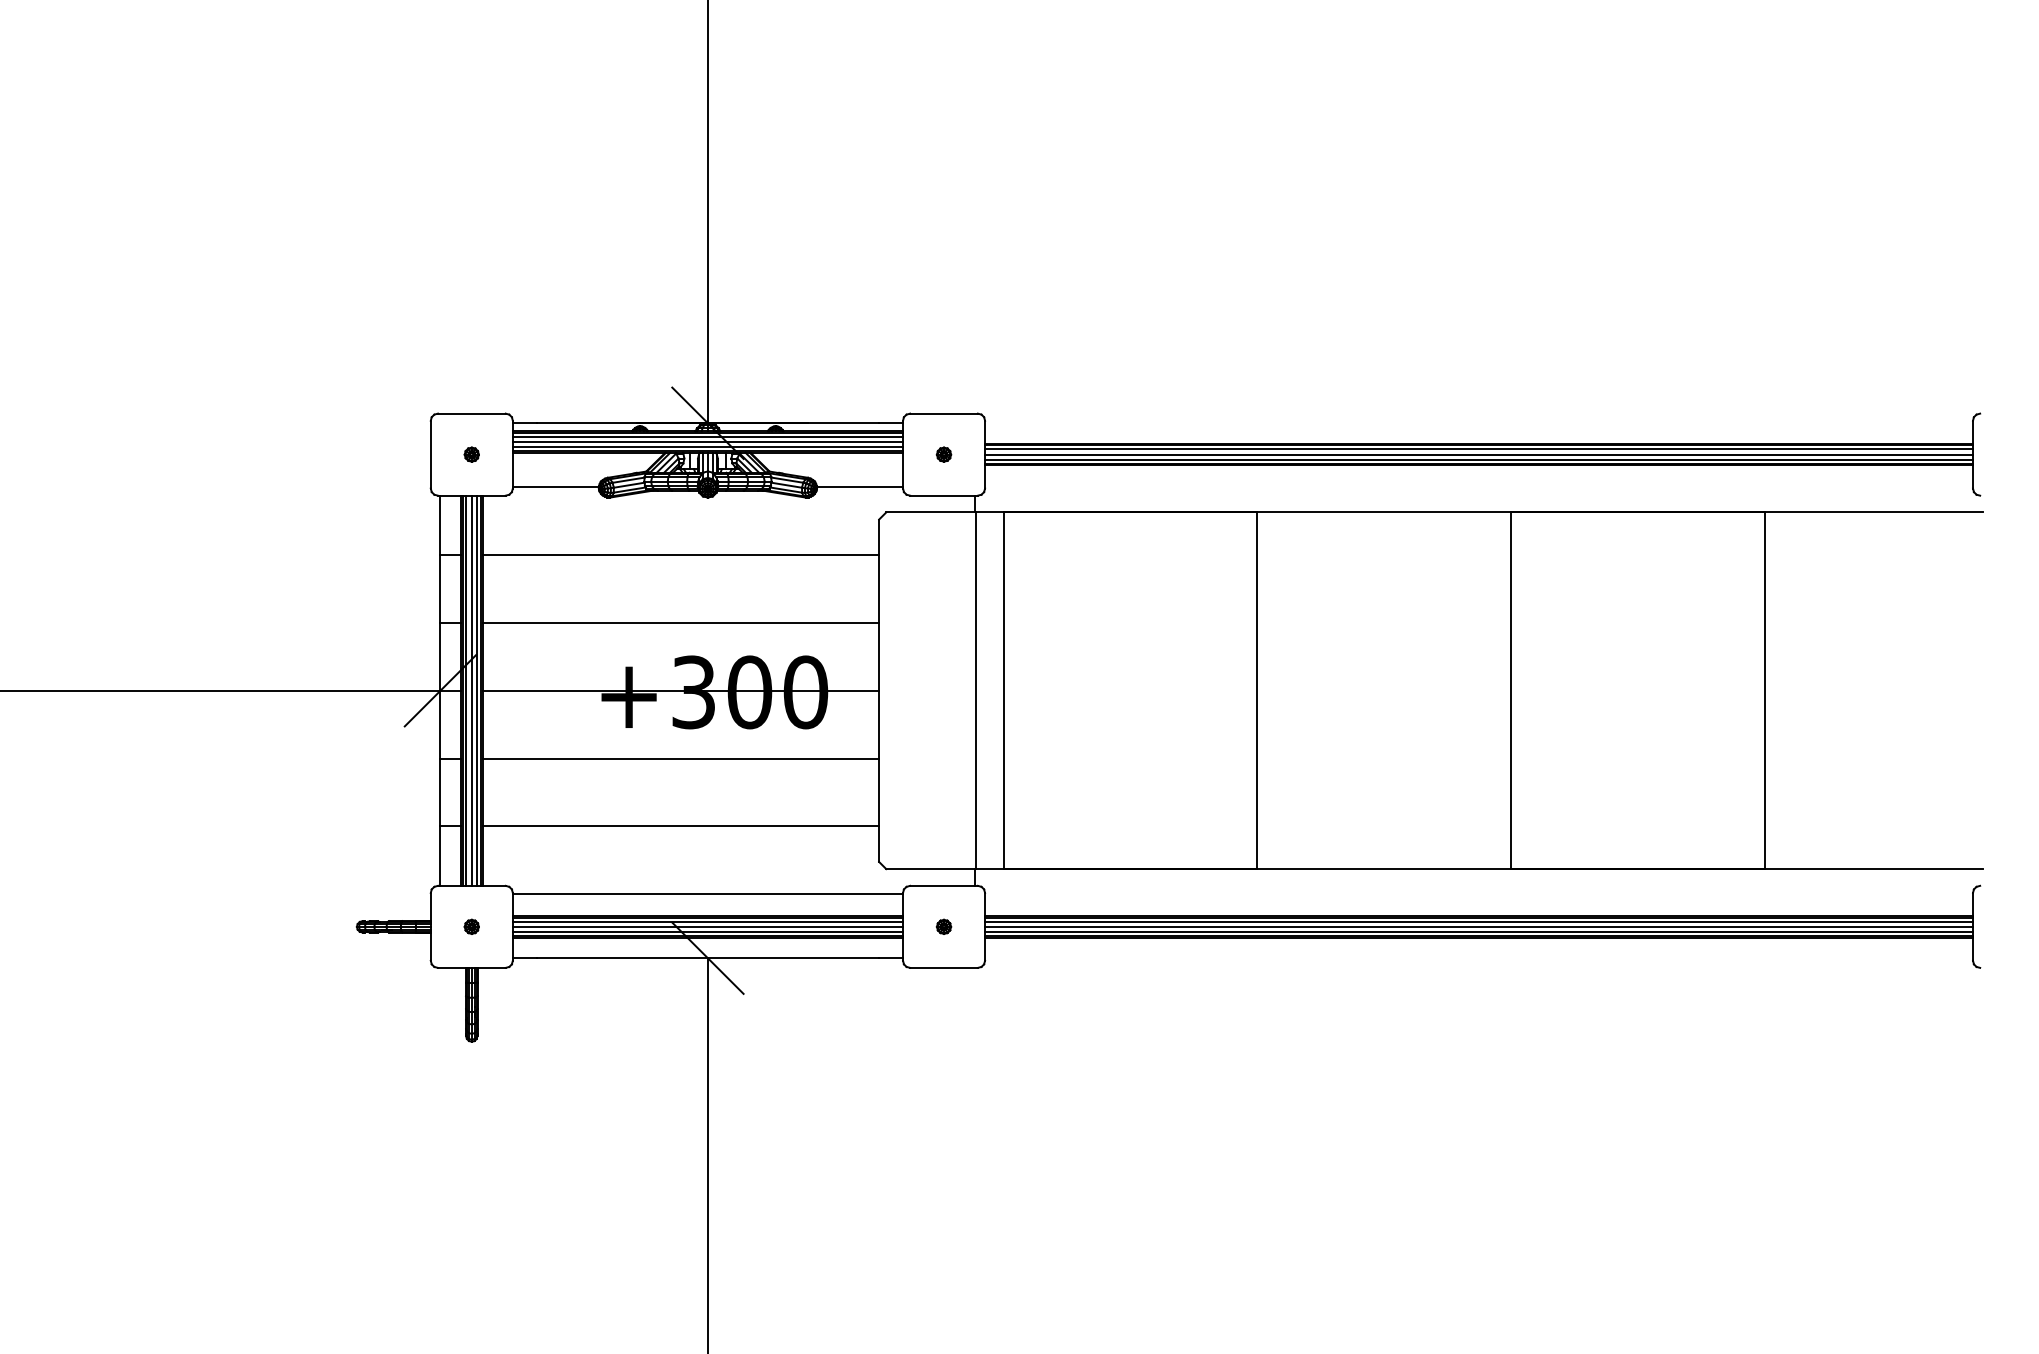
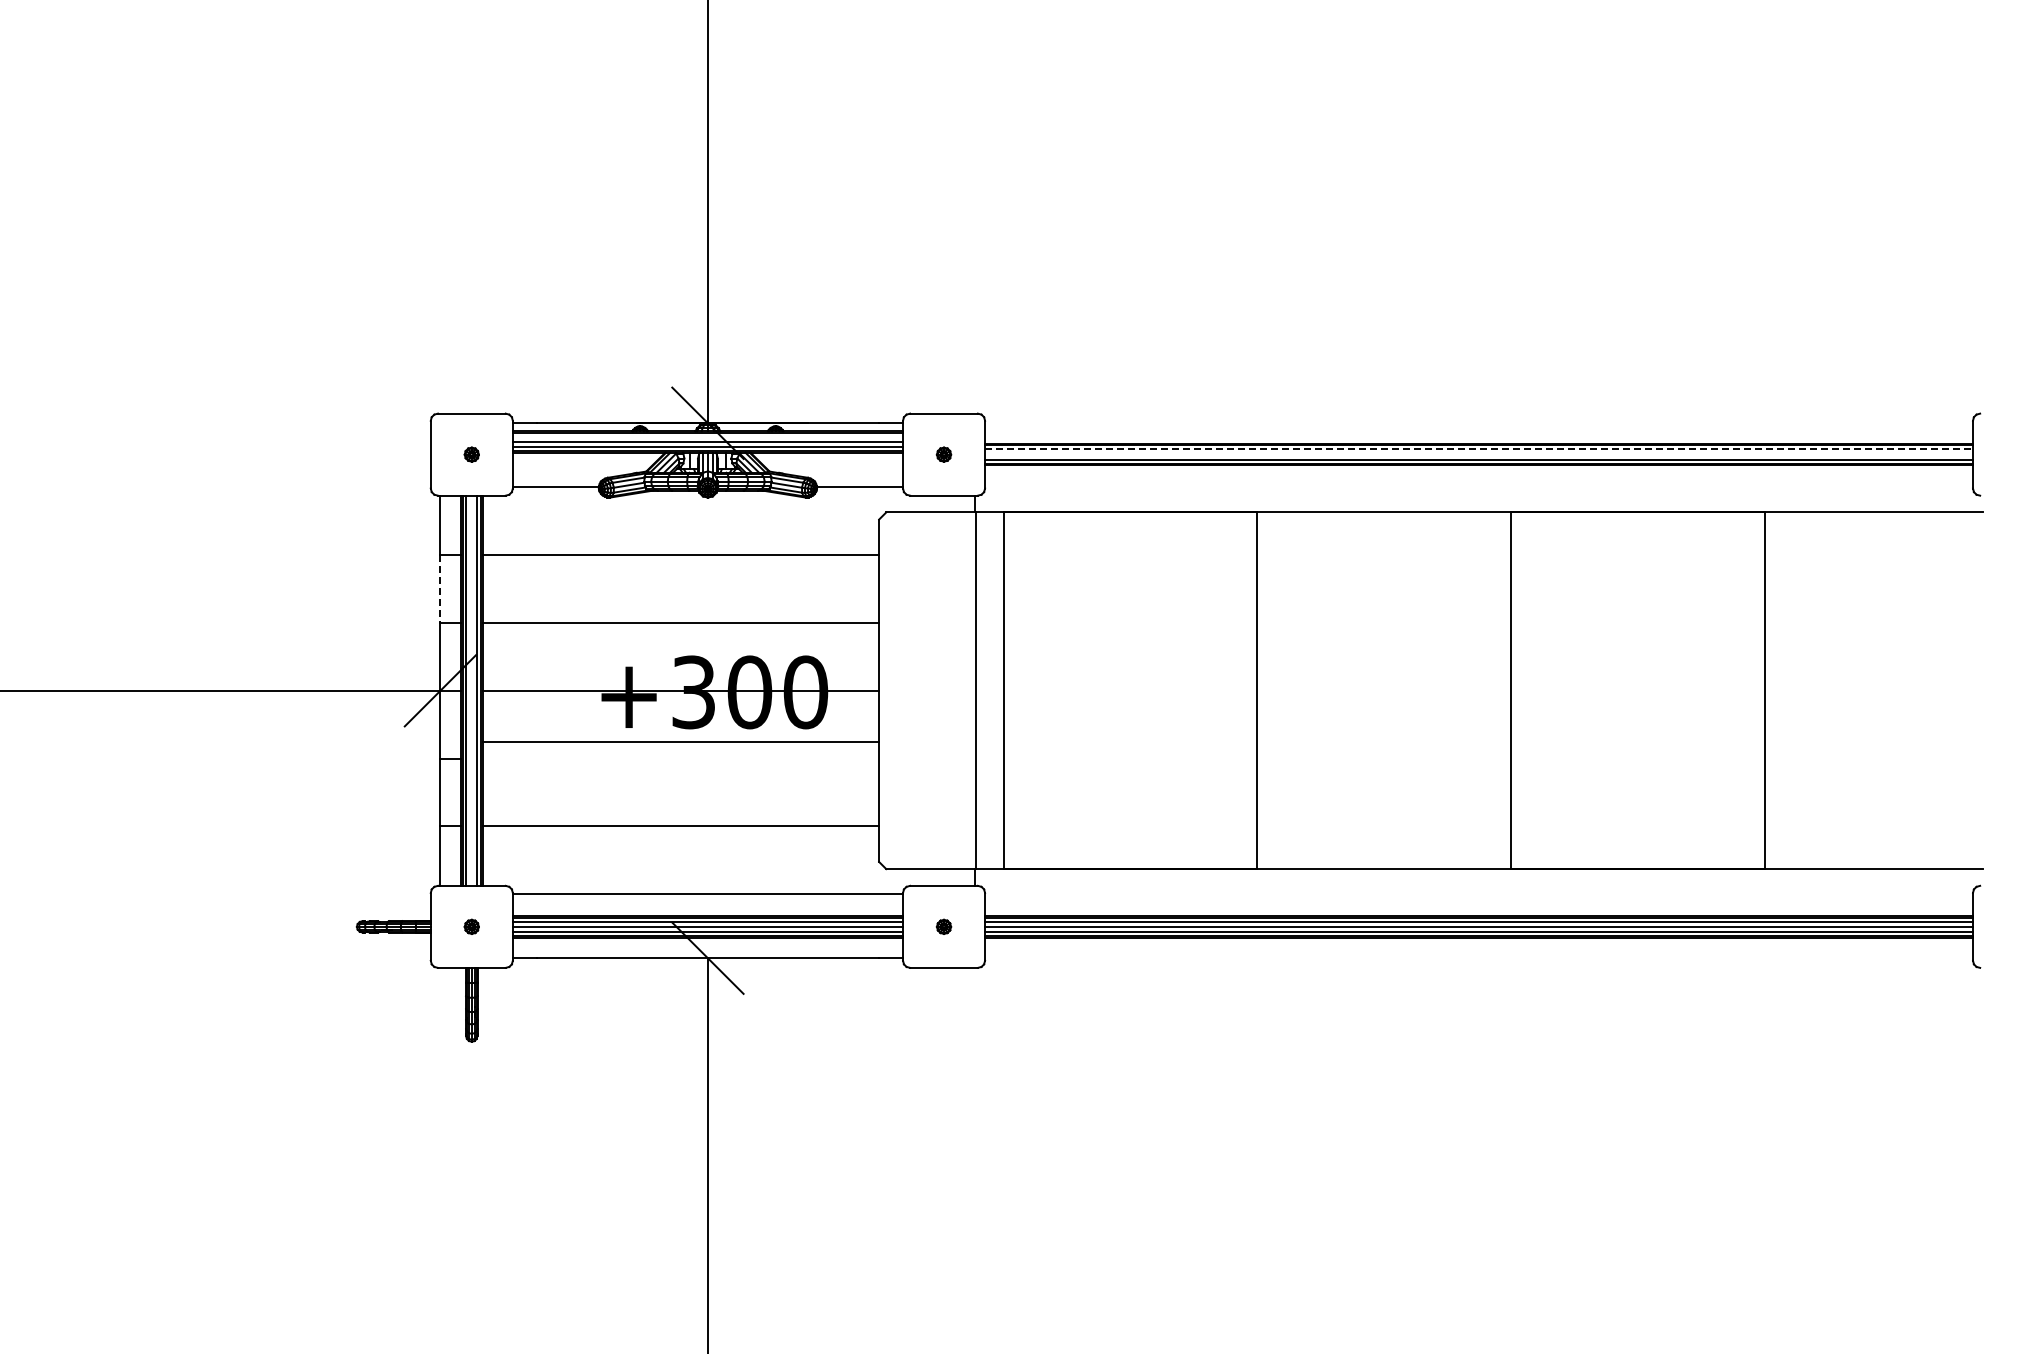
line: present -> none (707, 436)
line: solid -> dashed (1479, 449)
line: present -> none (1479, 454)
line: solid -> dashed (440, 589)
line: present -> none (471, 690)
line position: (680, 758) -> (680, 741) (680, 741)
